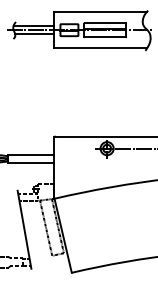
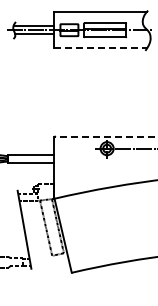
line: solid -> dashed (101, 48)
line: solid -> dashed (105, 136)
